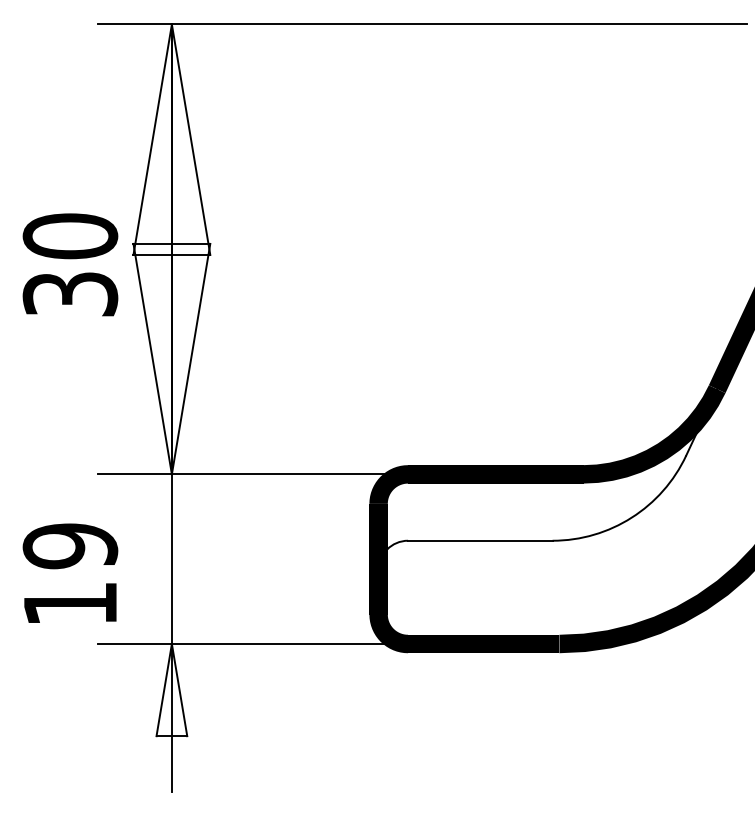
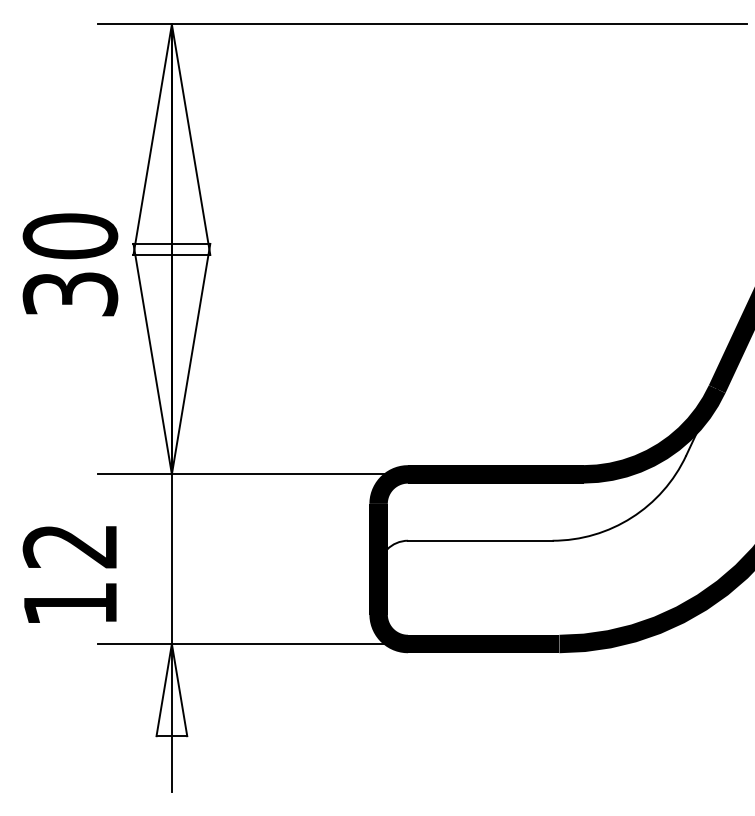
text: 19 -> 12 (70, 546)
